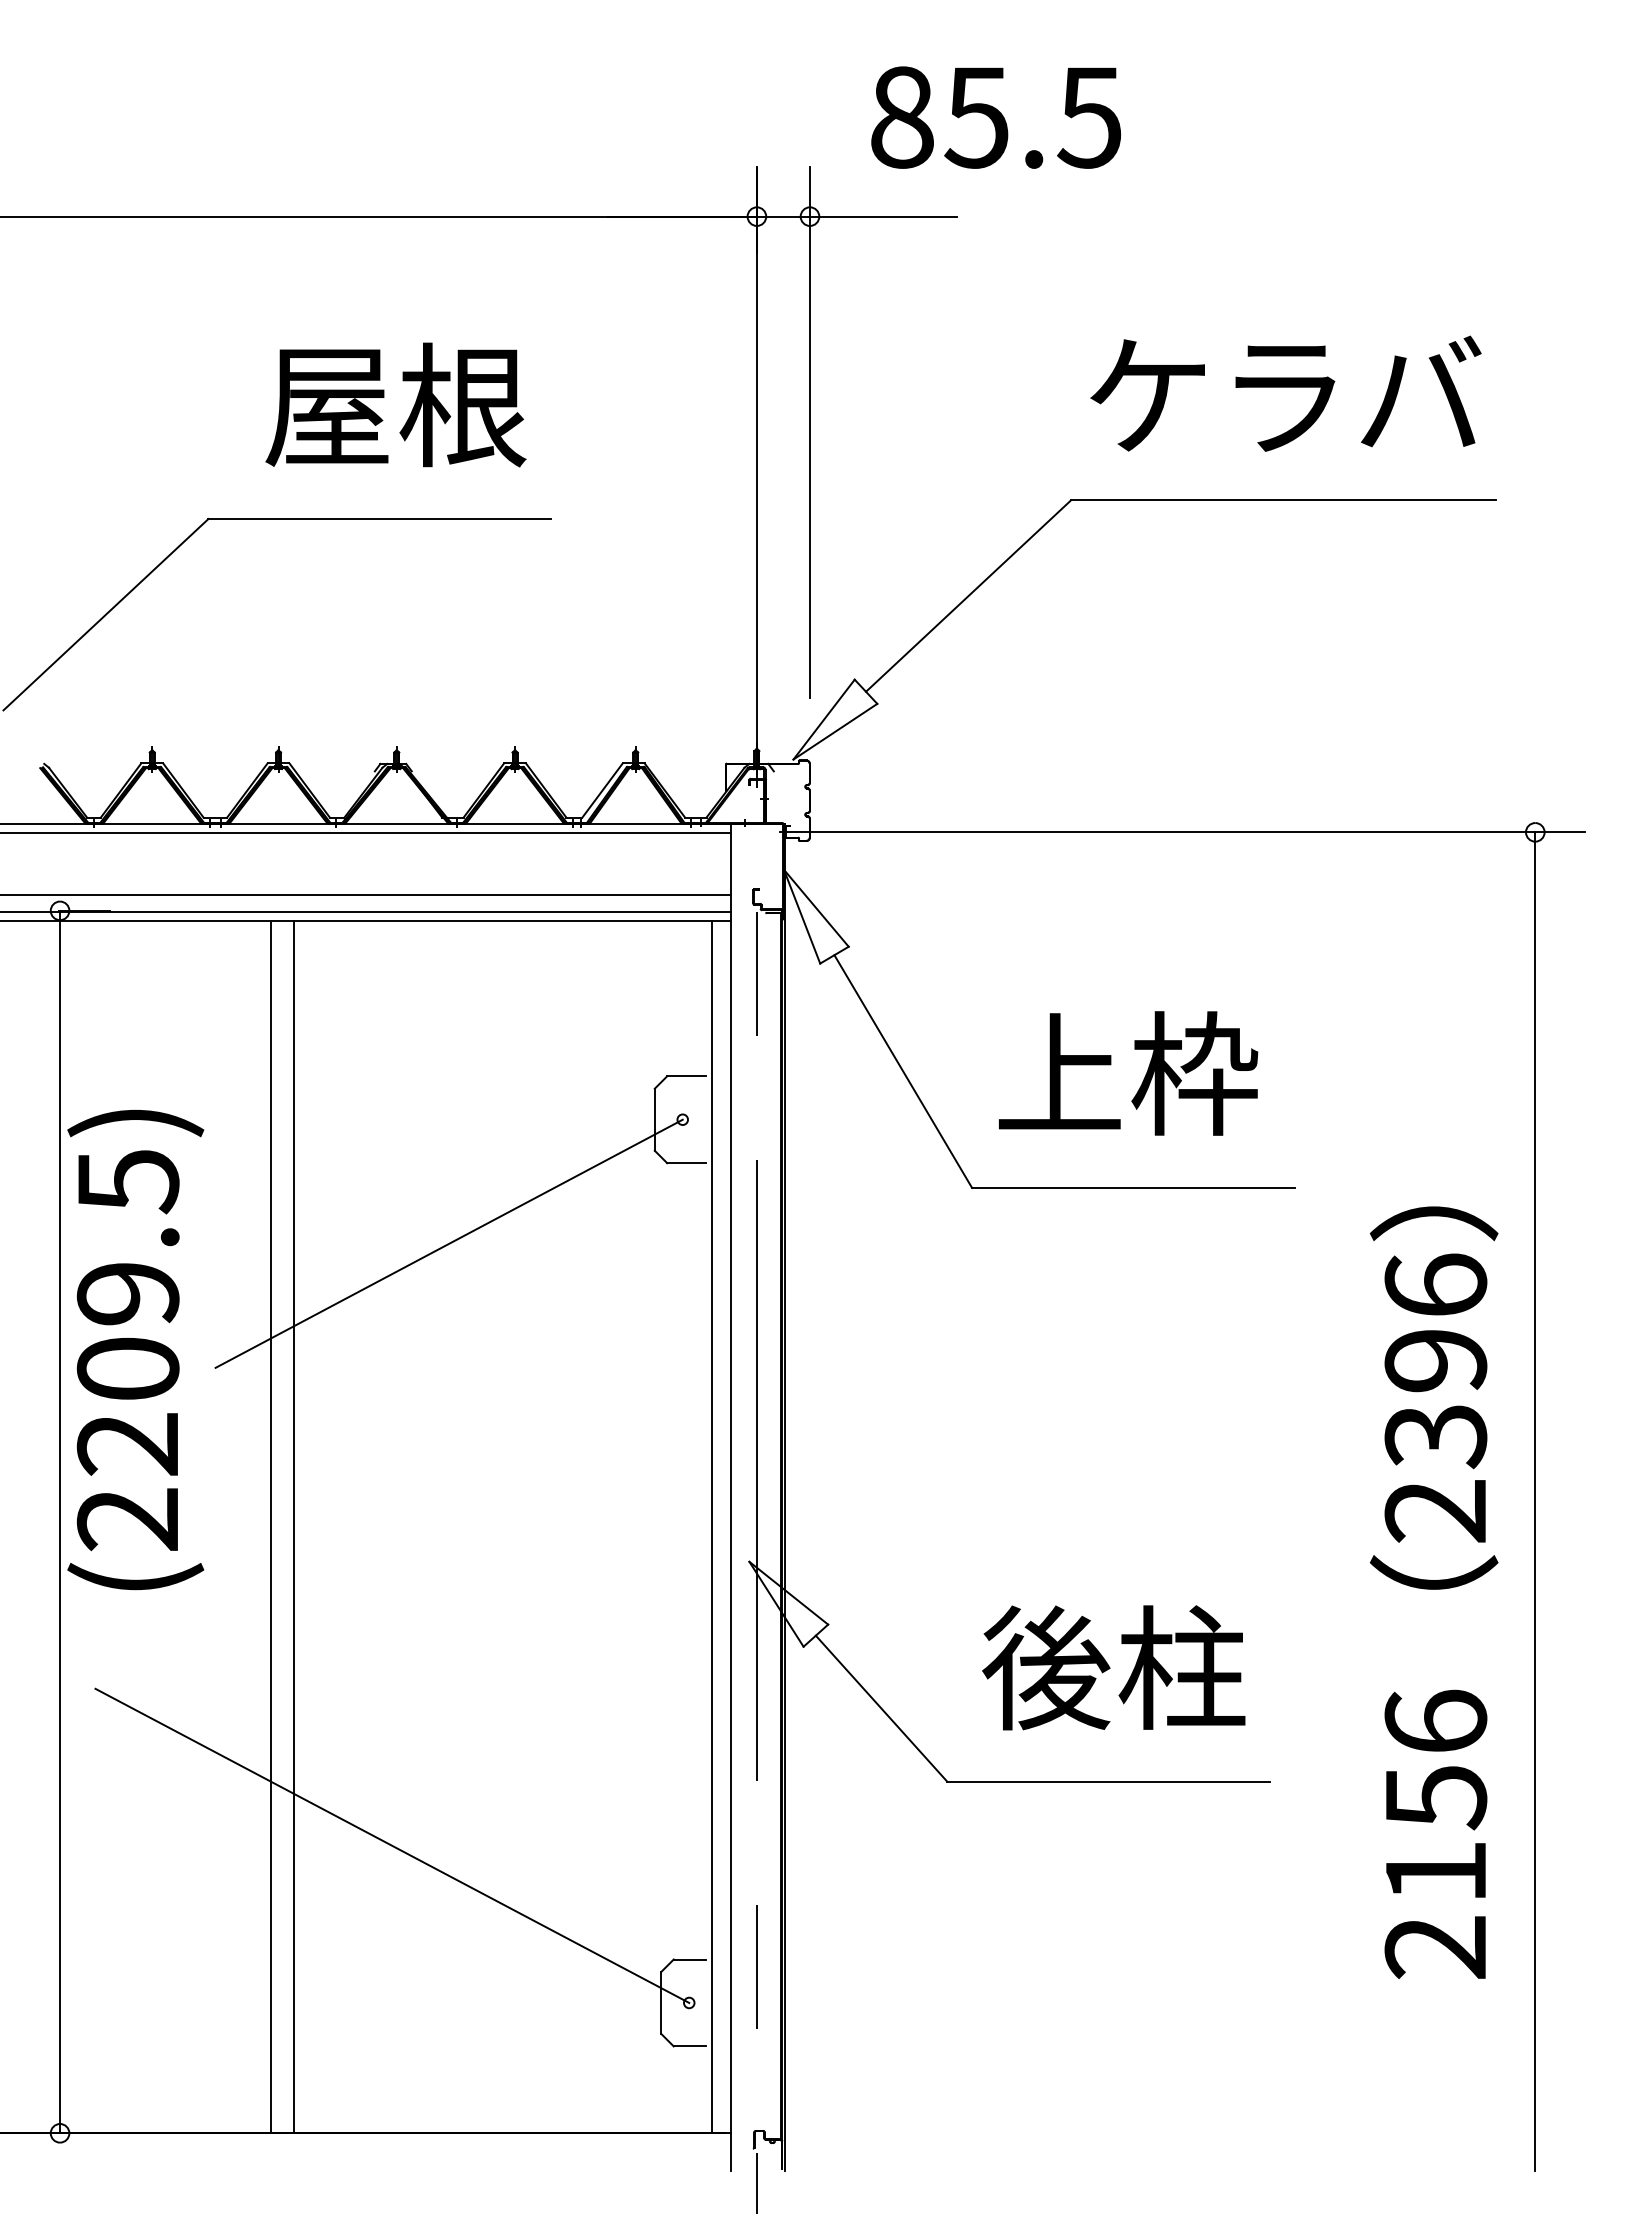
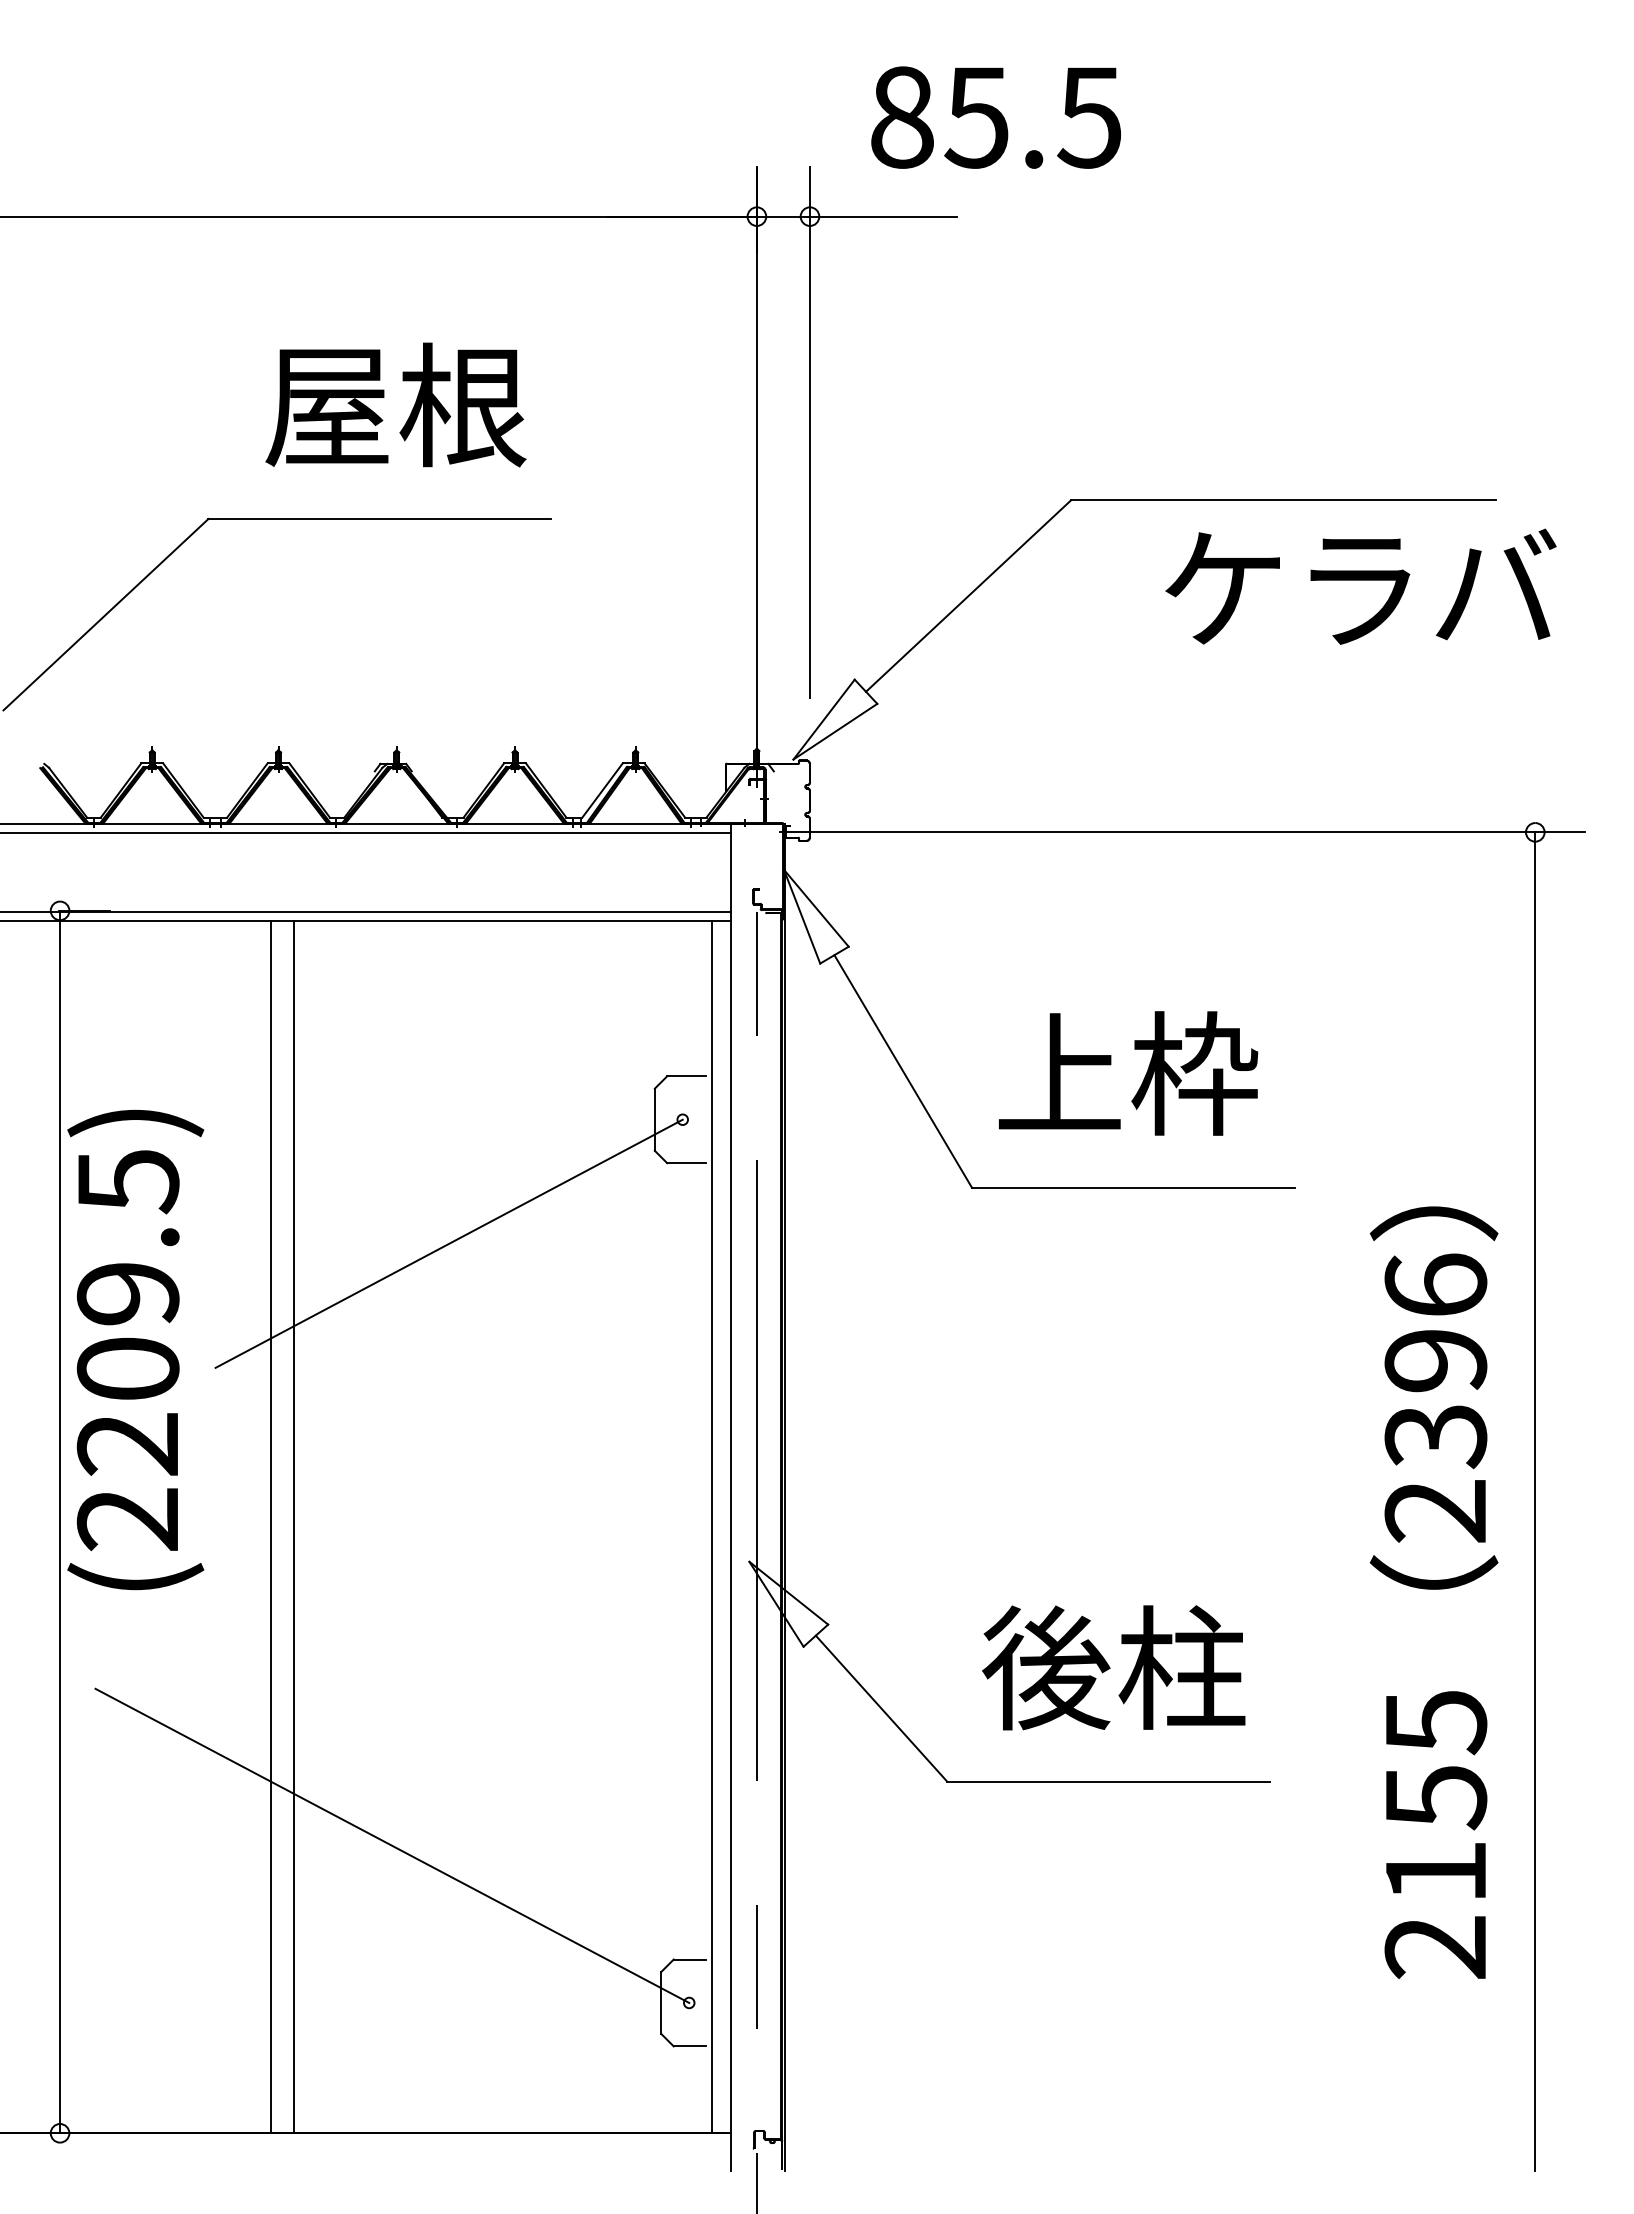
text position: (1285, 393) -> (1360, 586) (1360, 586)
line: present -> none (366, 894)
text: 2156 -> 2155 (1435, 1722)
